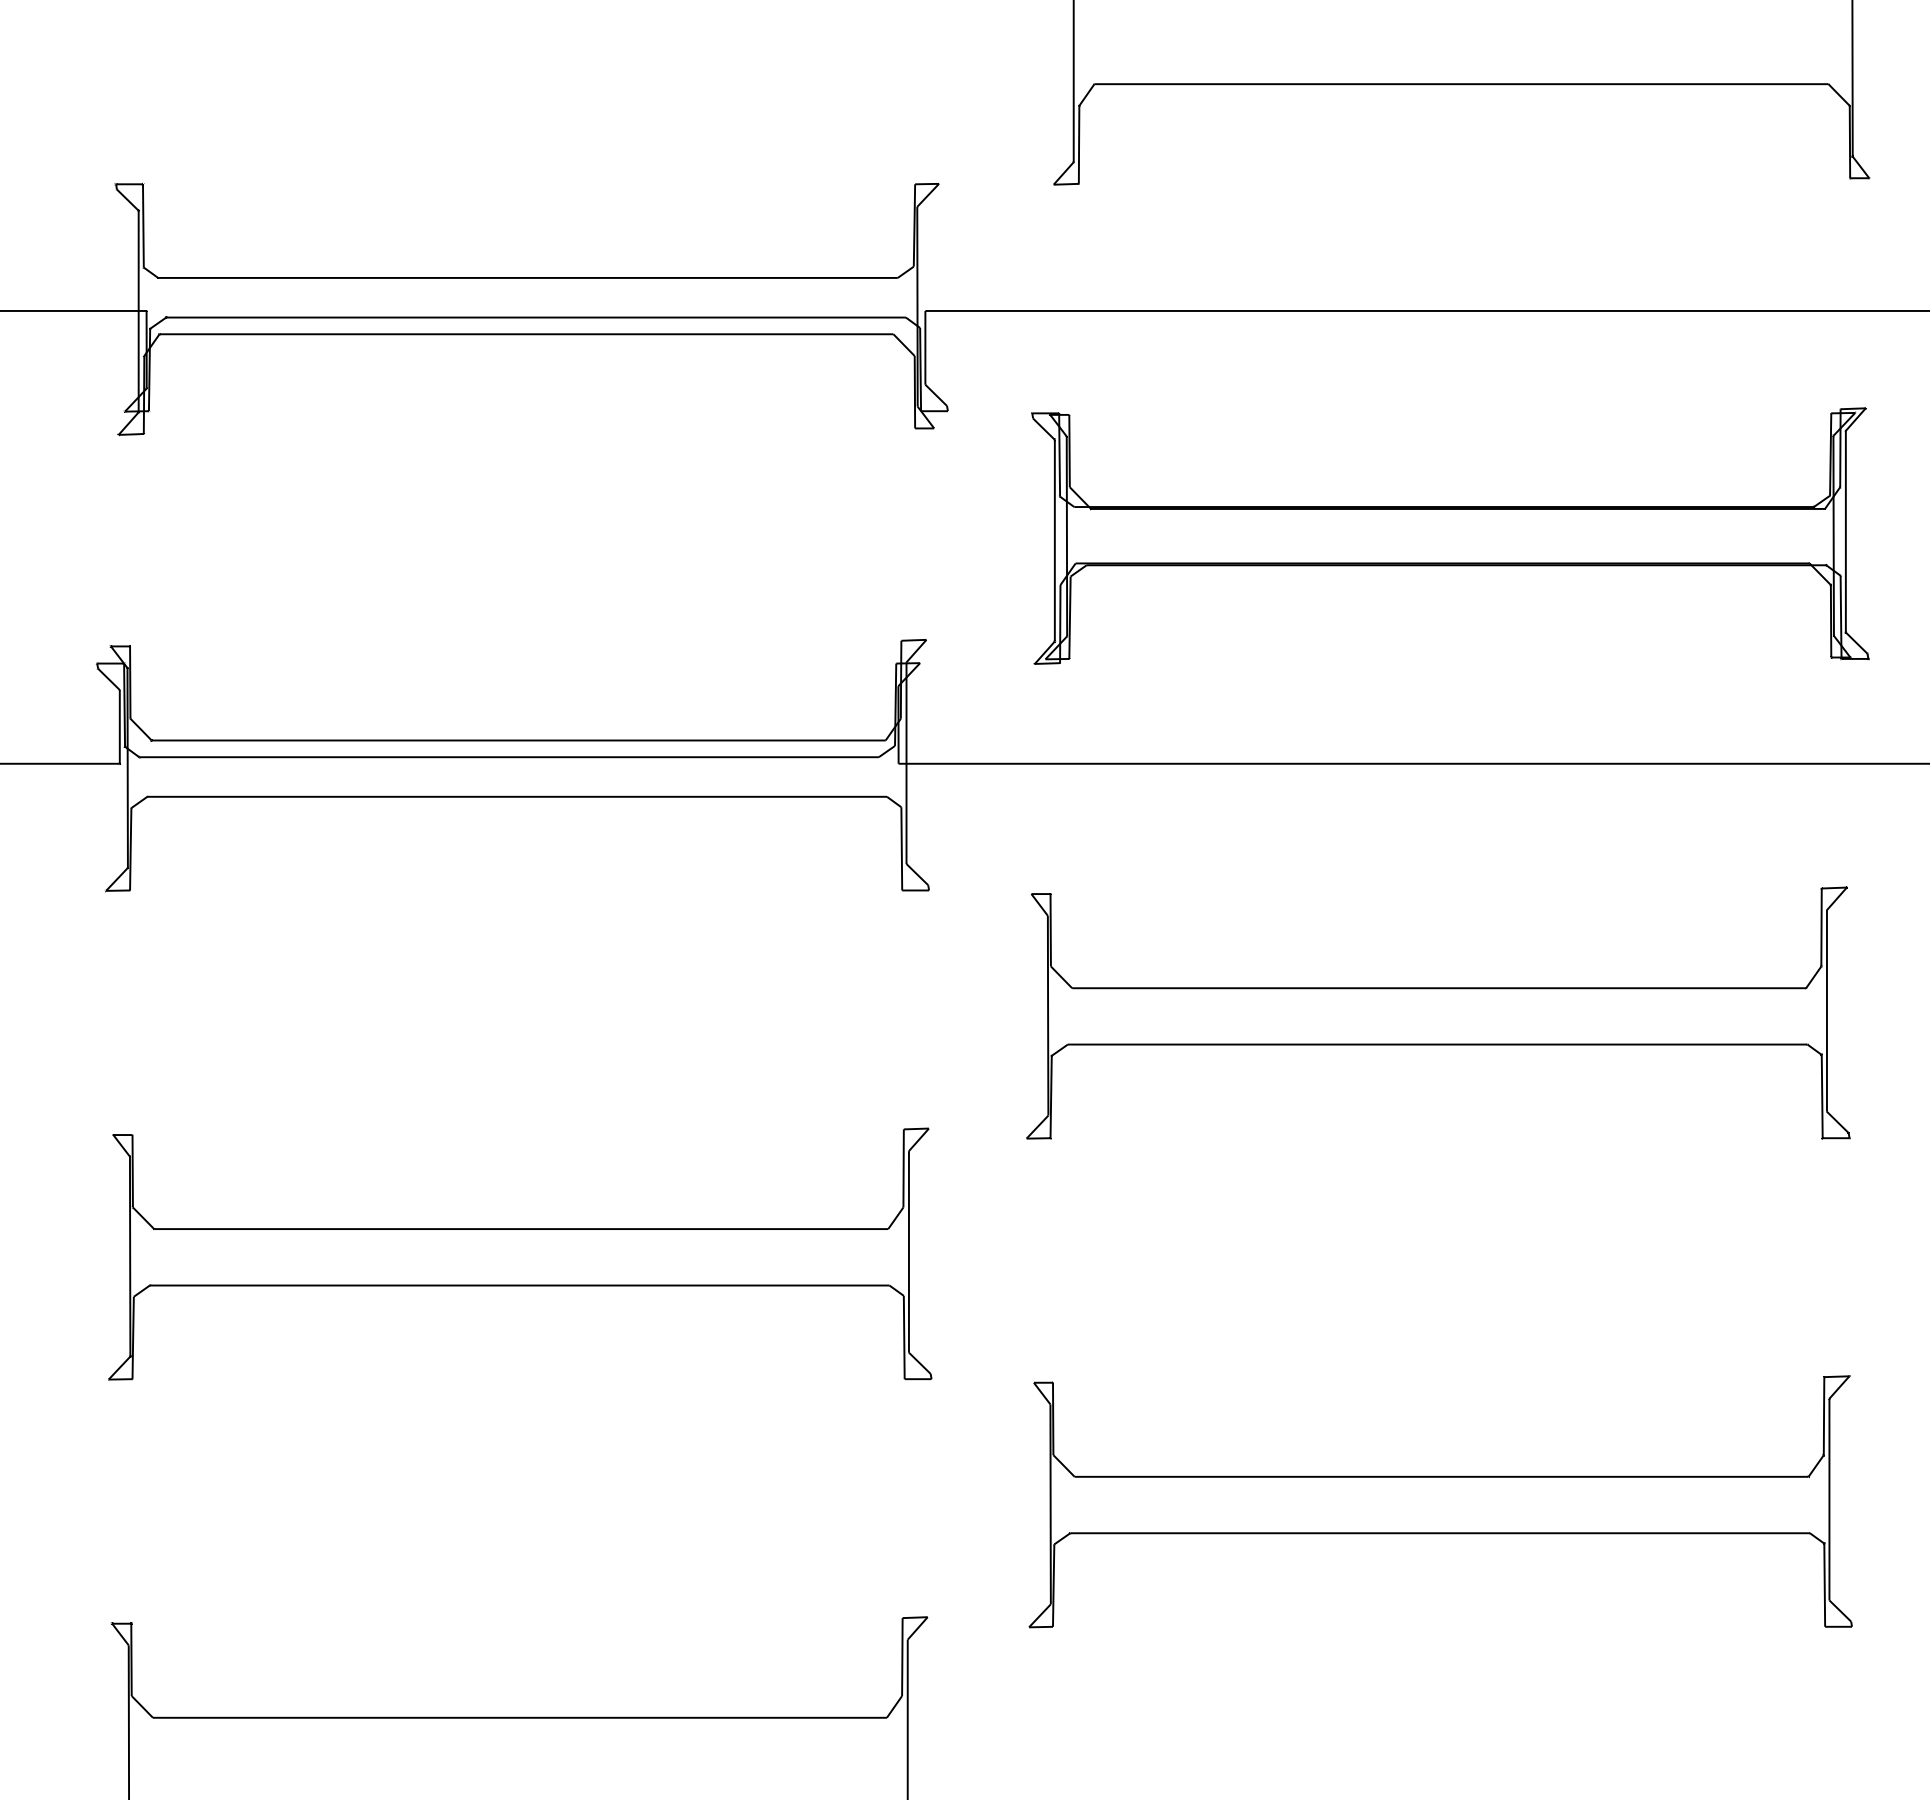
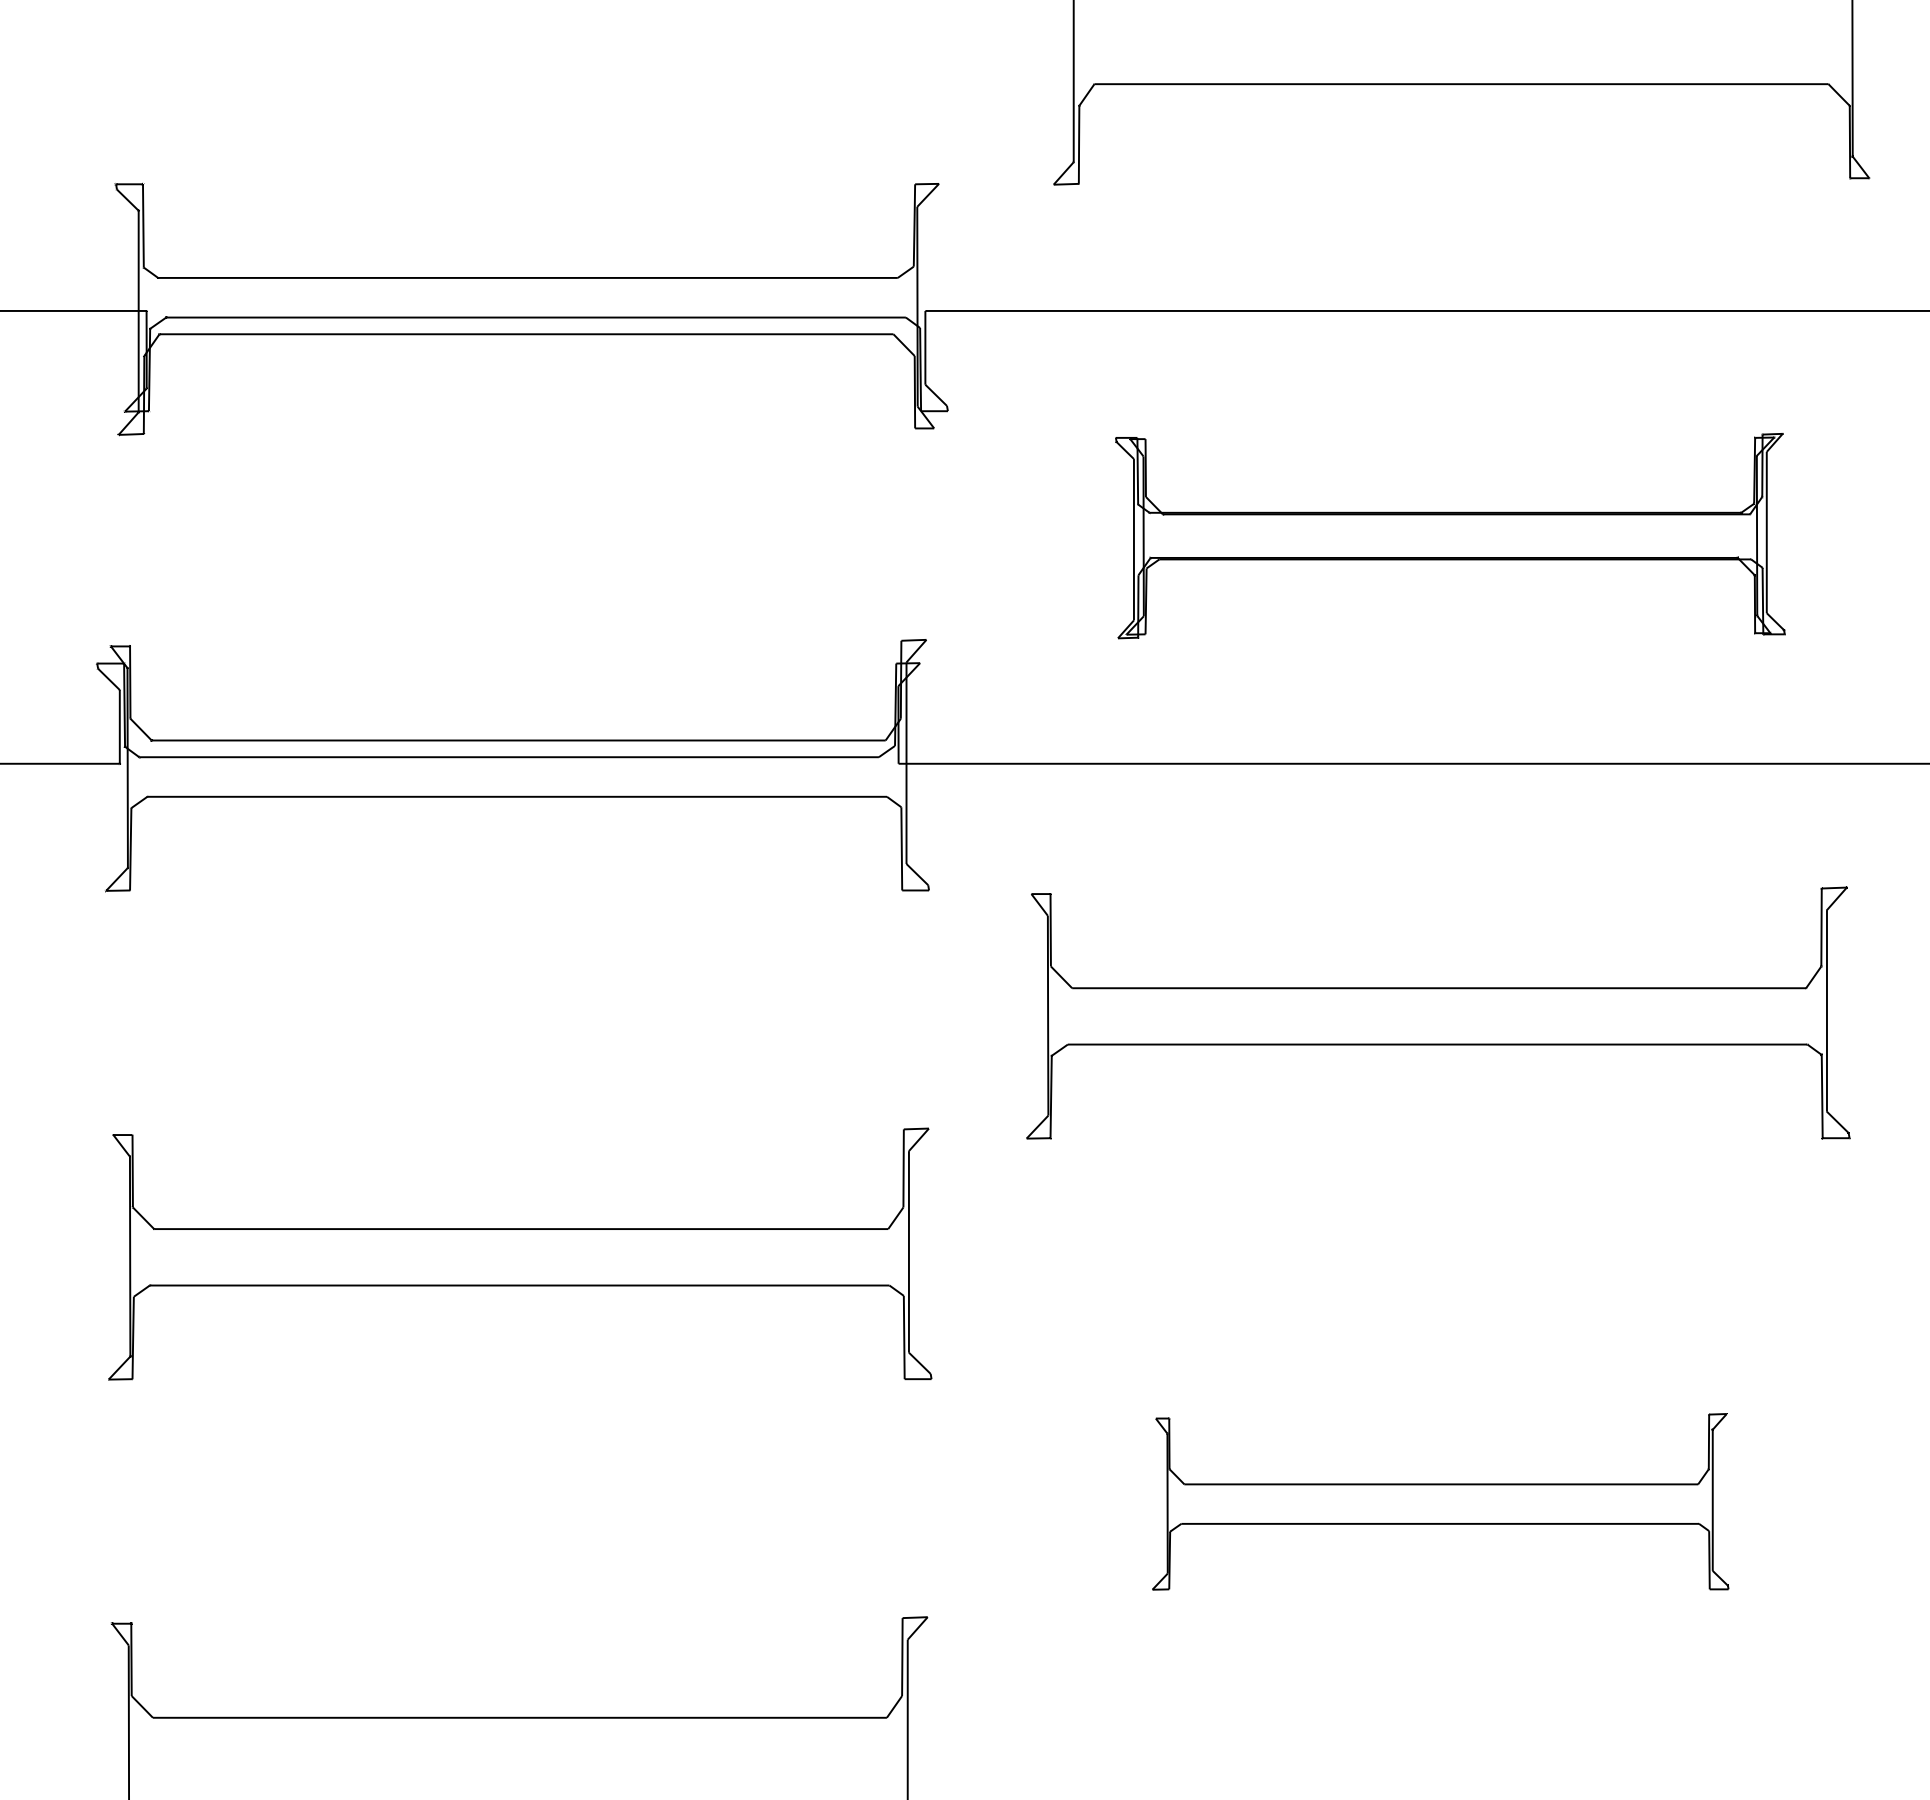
part size: 839x258 px -> 671x207 px (1450, 536)
part size: 825x254 px -> 578x178 px (1440, 1501)
